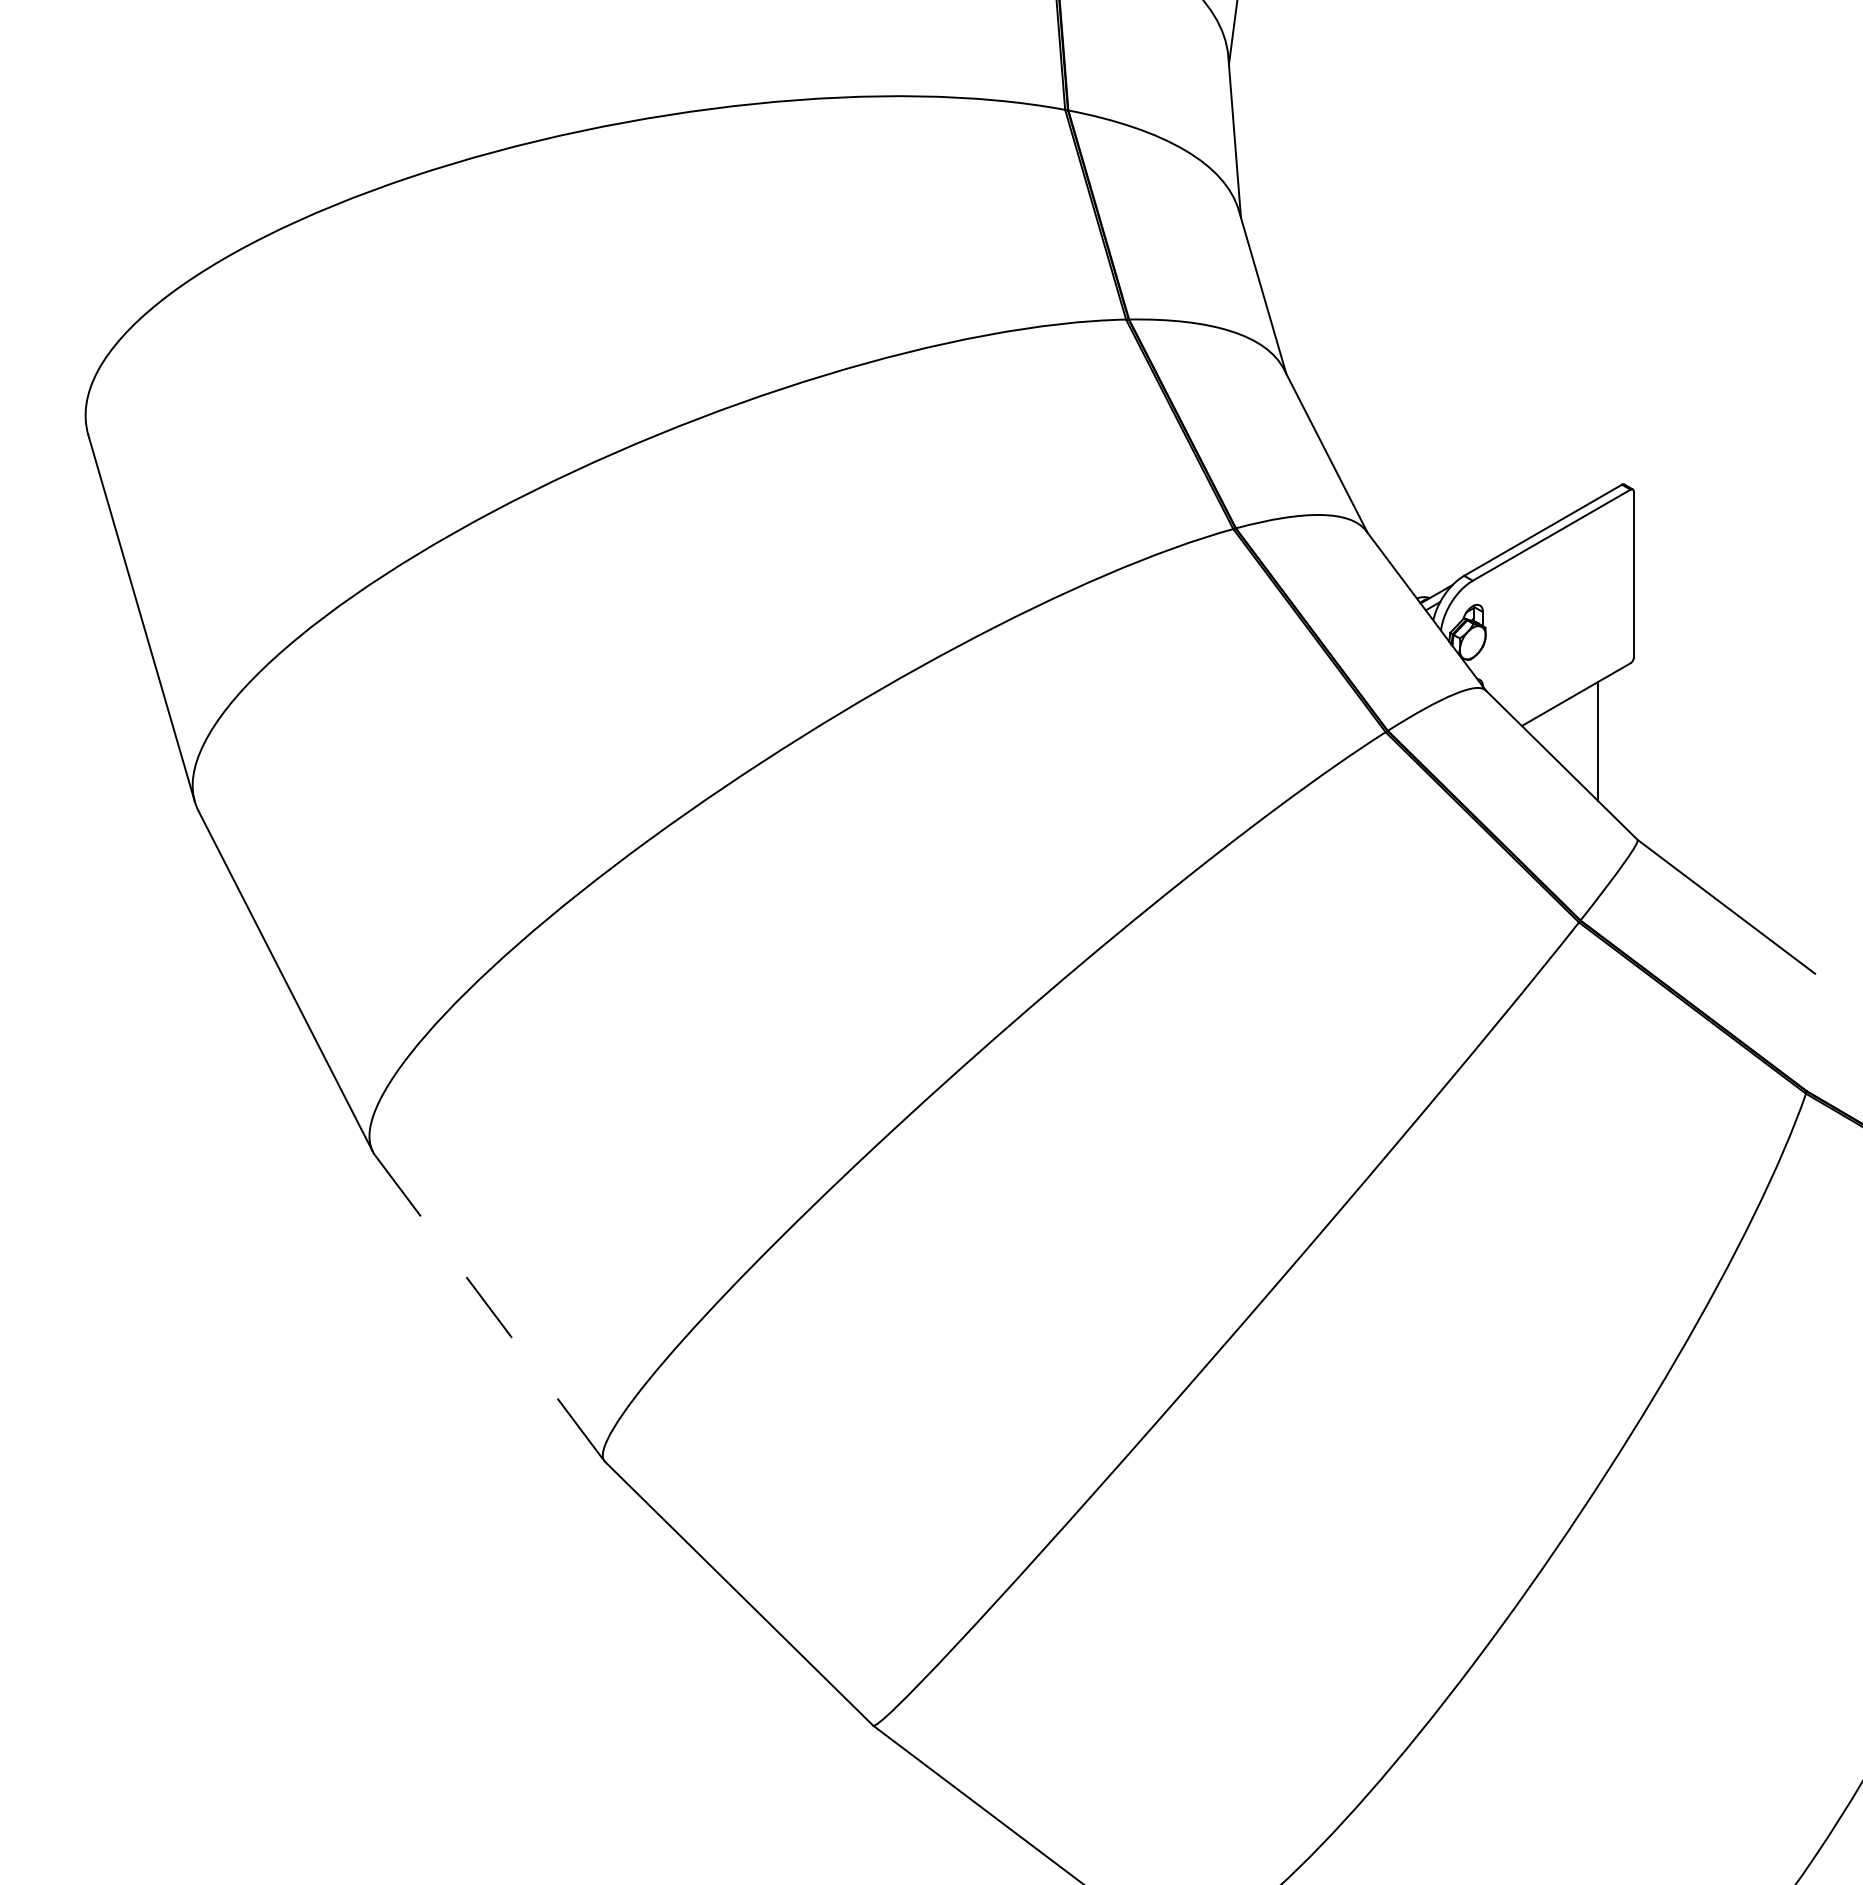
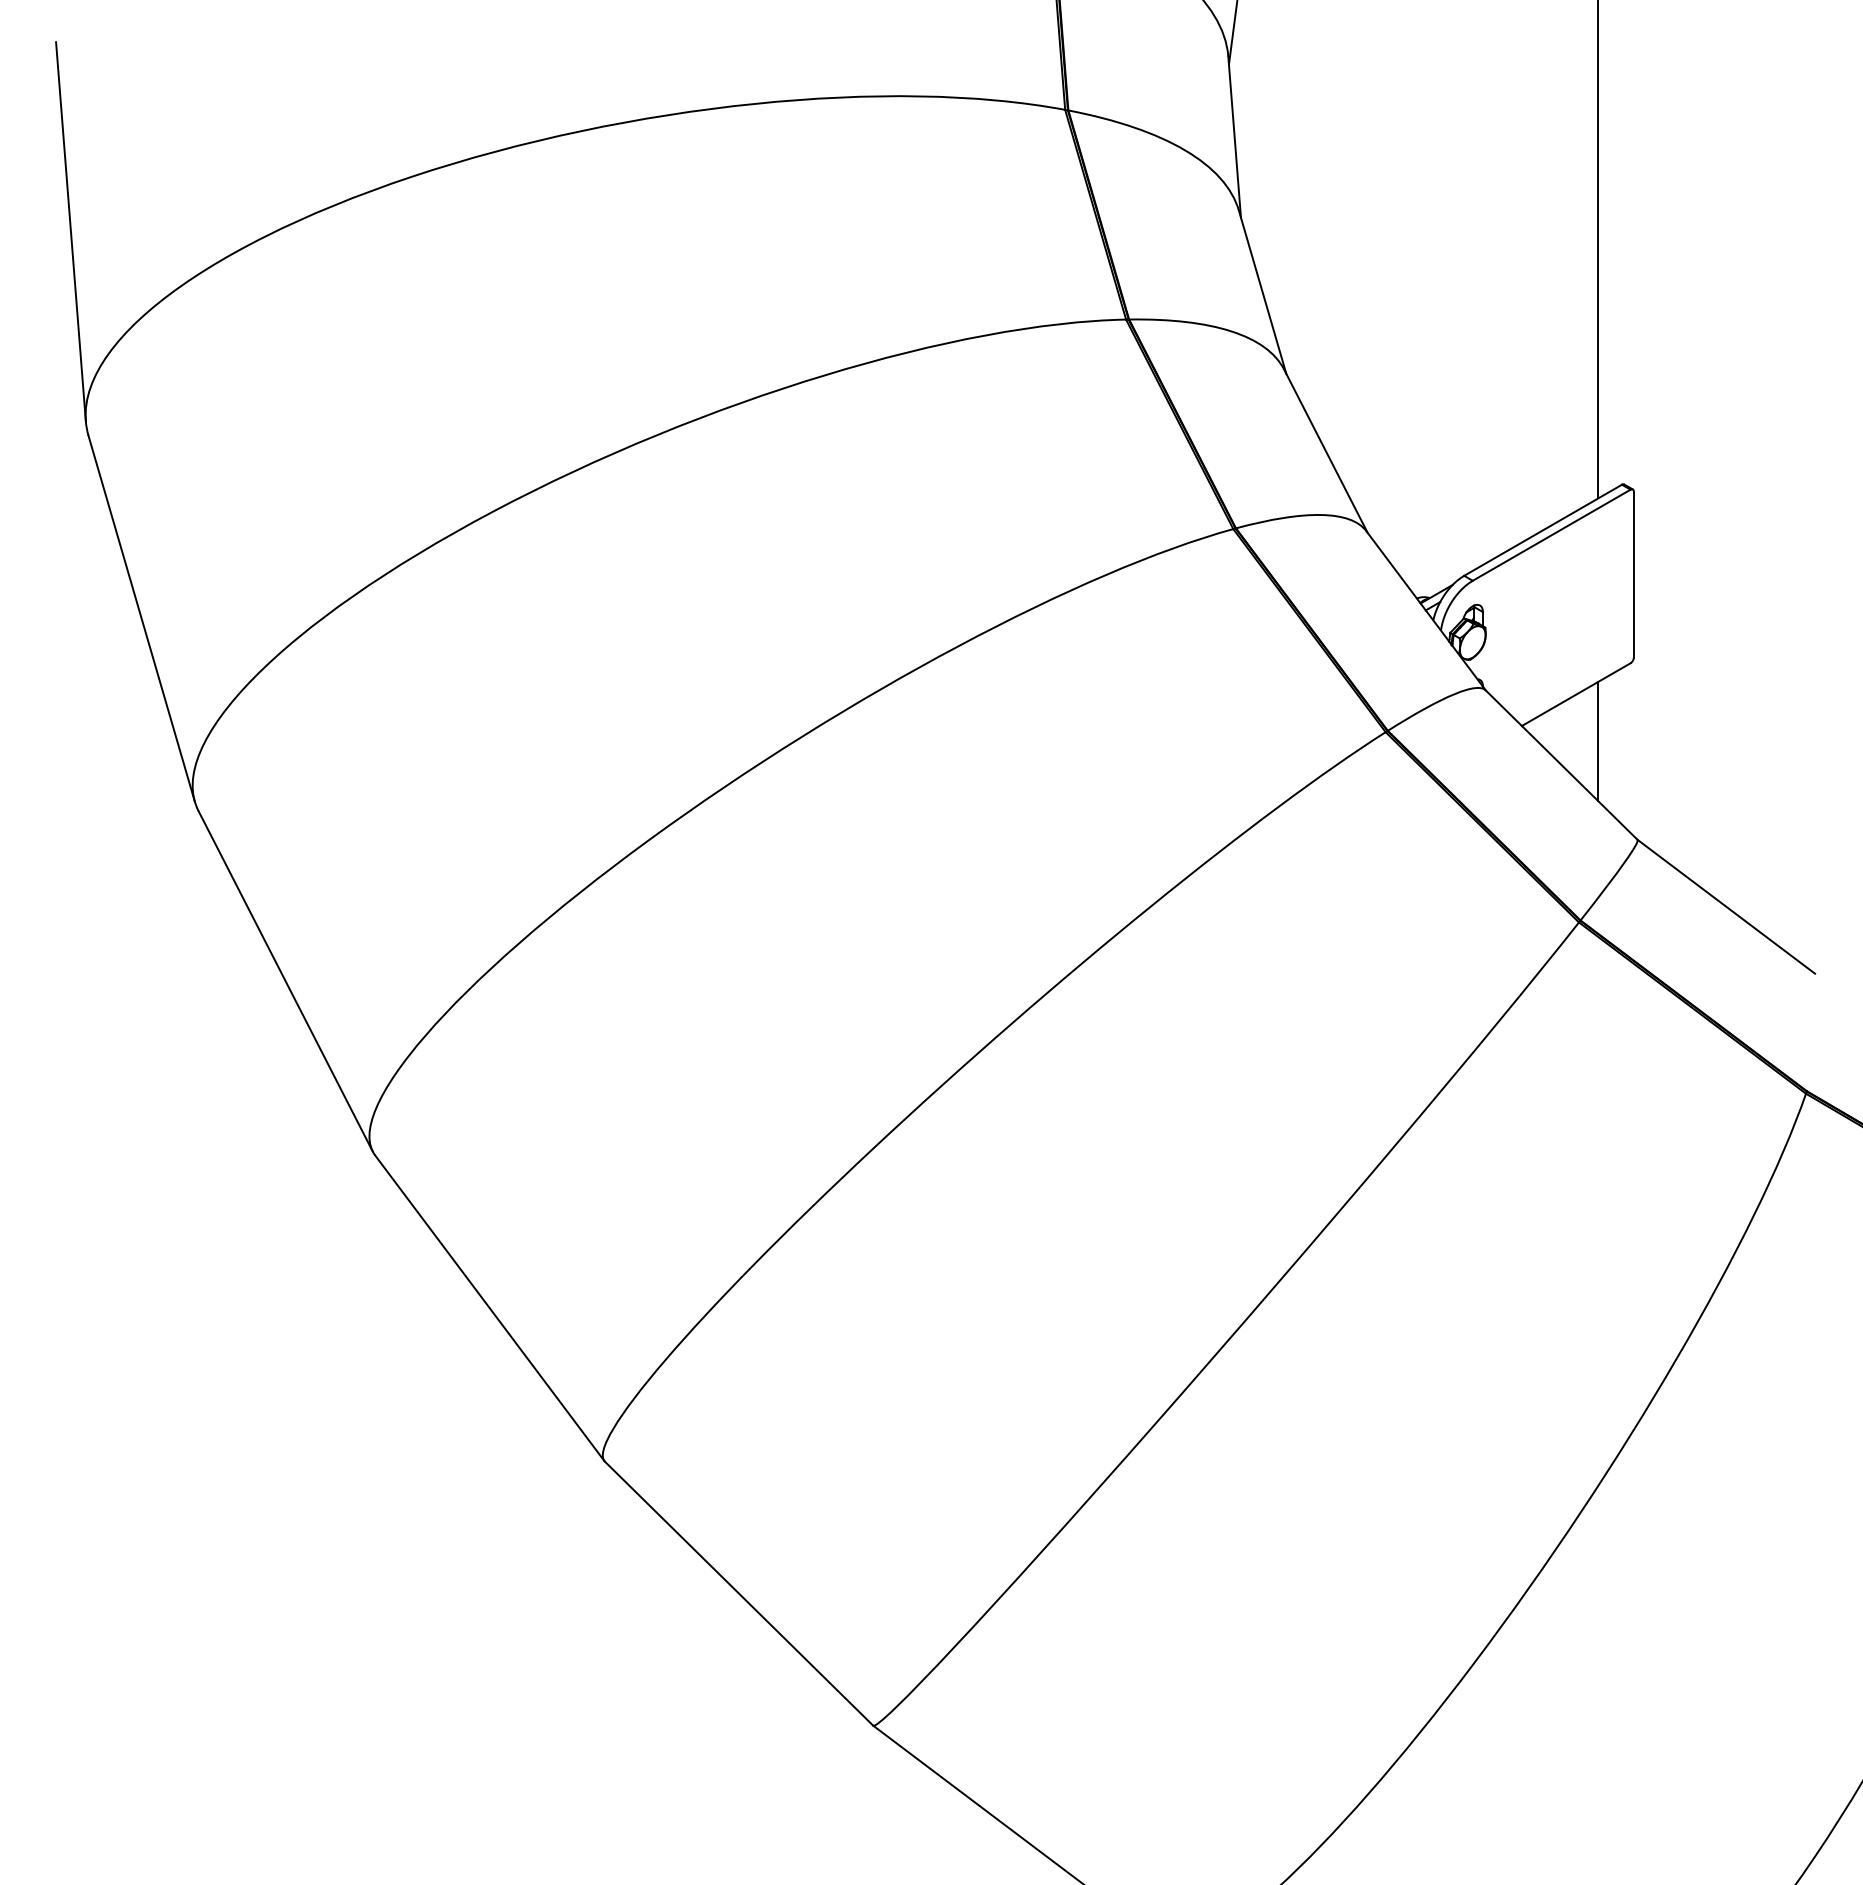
line: none -> present (70, 231)
line: none -> present (1598, 250)
line: dashed -> solid (489, 1308)
